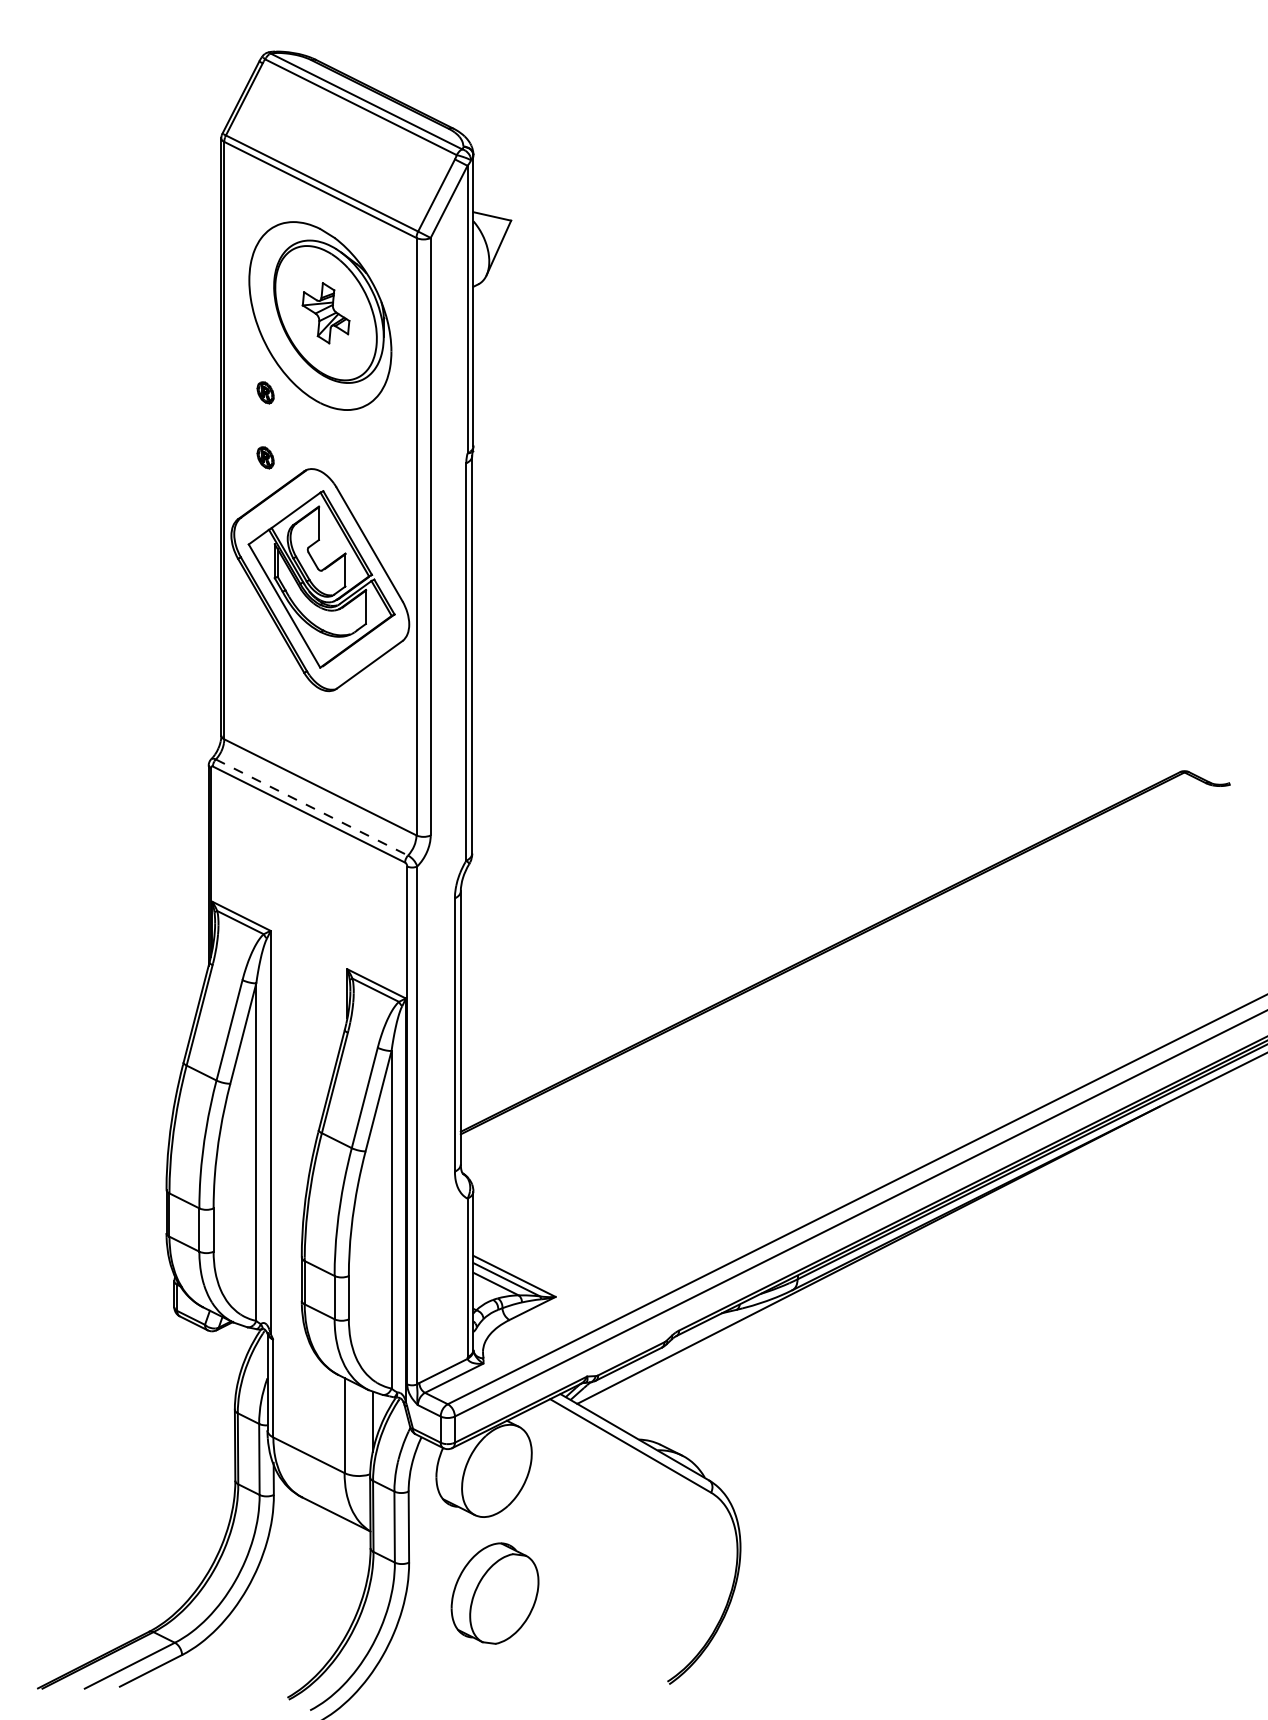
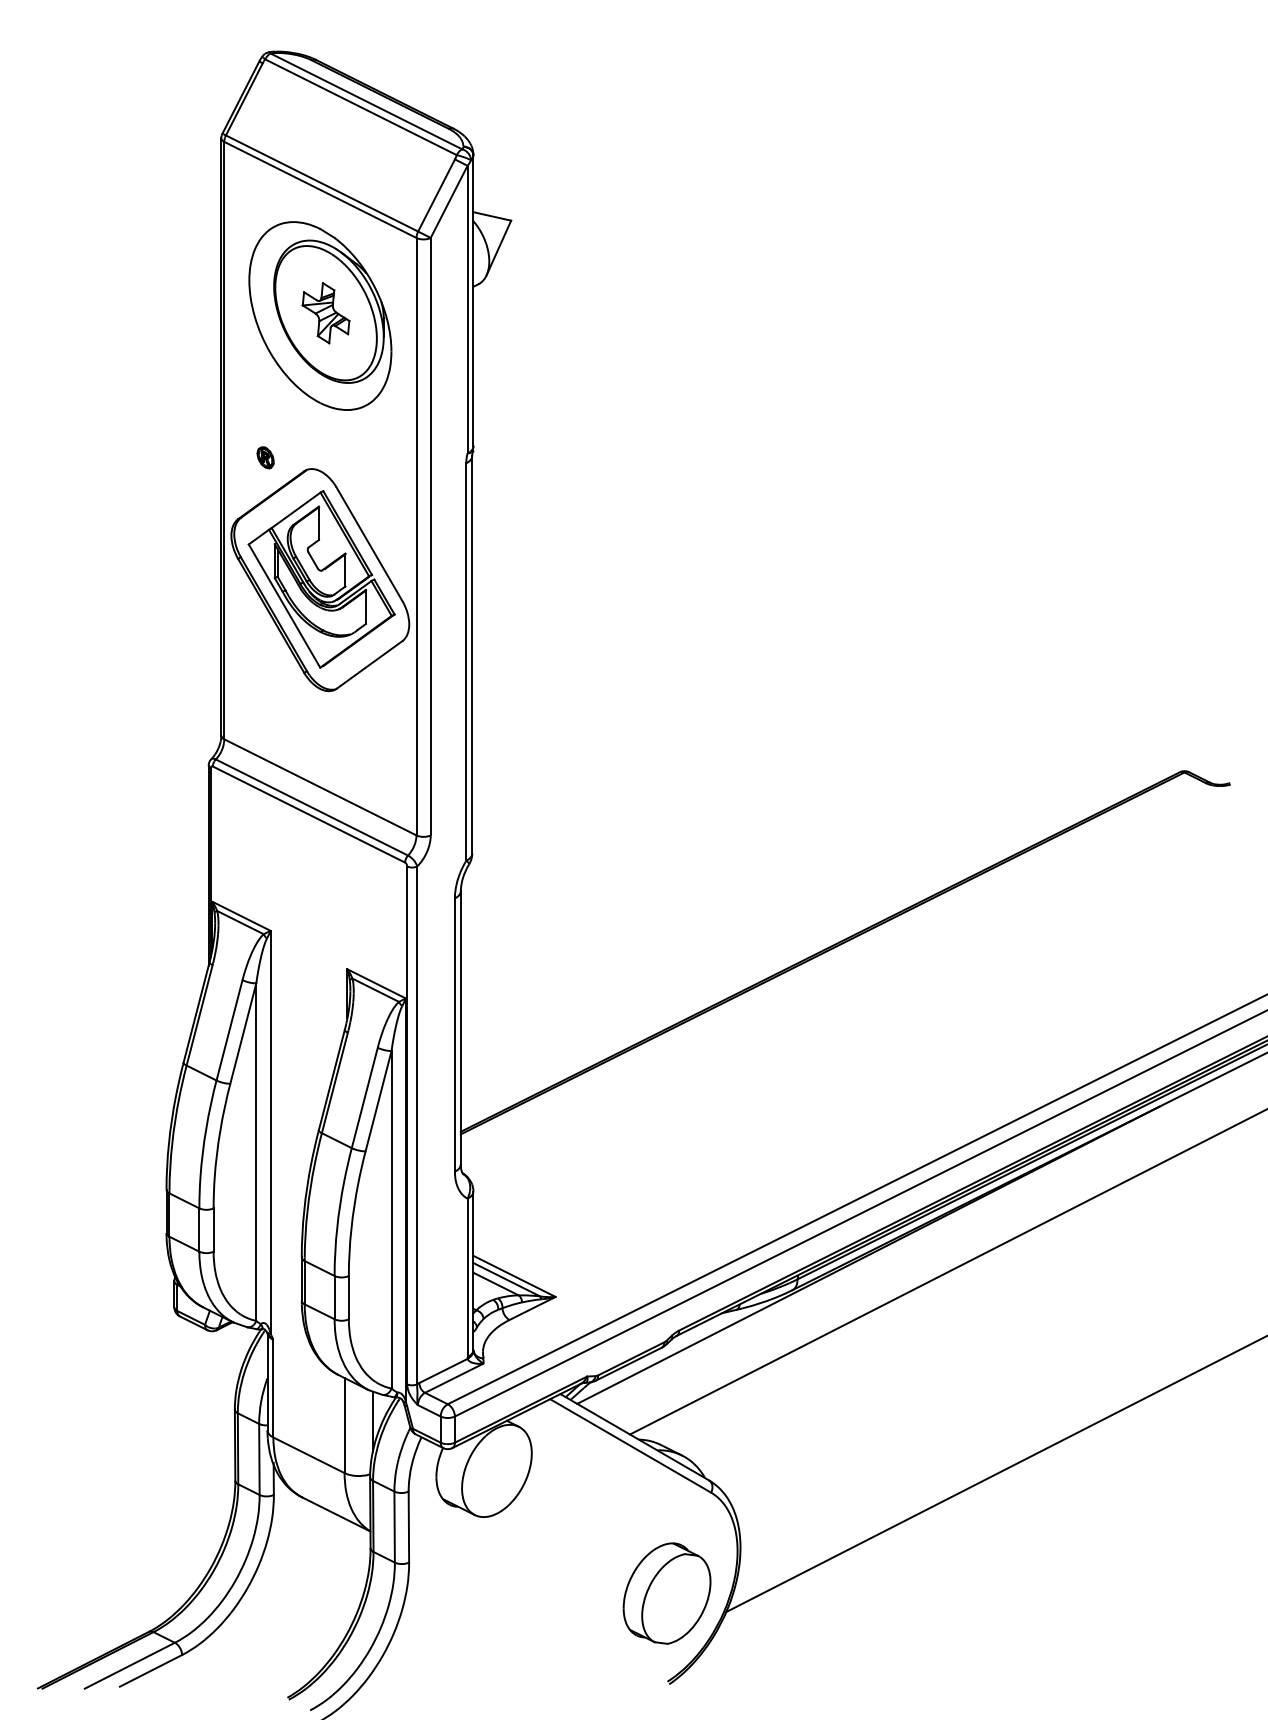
part: present -> none (265, 392)
line: dashed -> solid (312, 807)
line: none -> present (947, 1272)
line: none -> present (995, 1474)
part position: (494, 1593) -> (666, 1593) (666, 1593)
